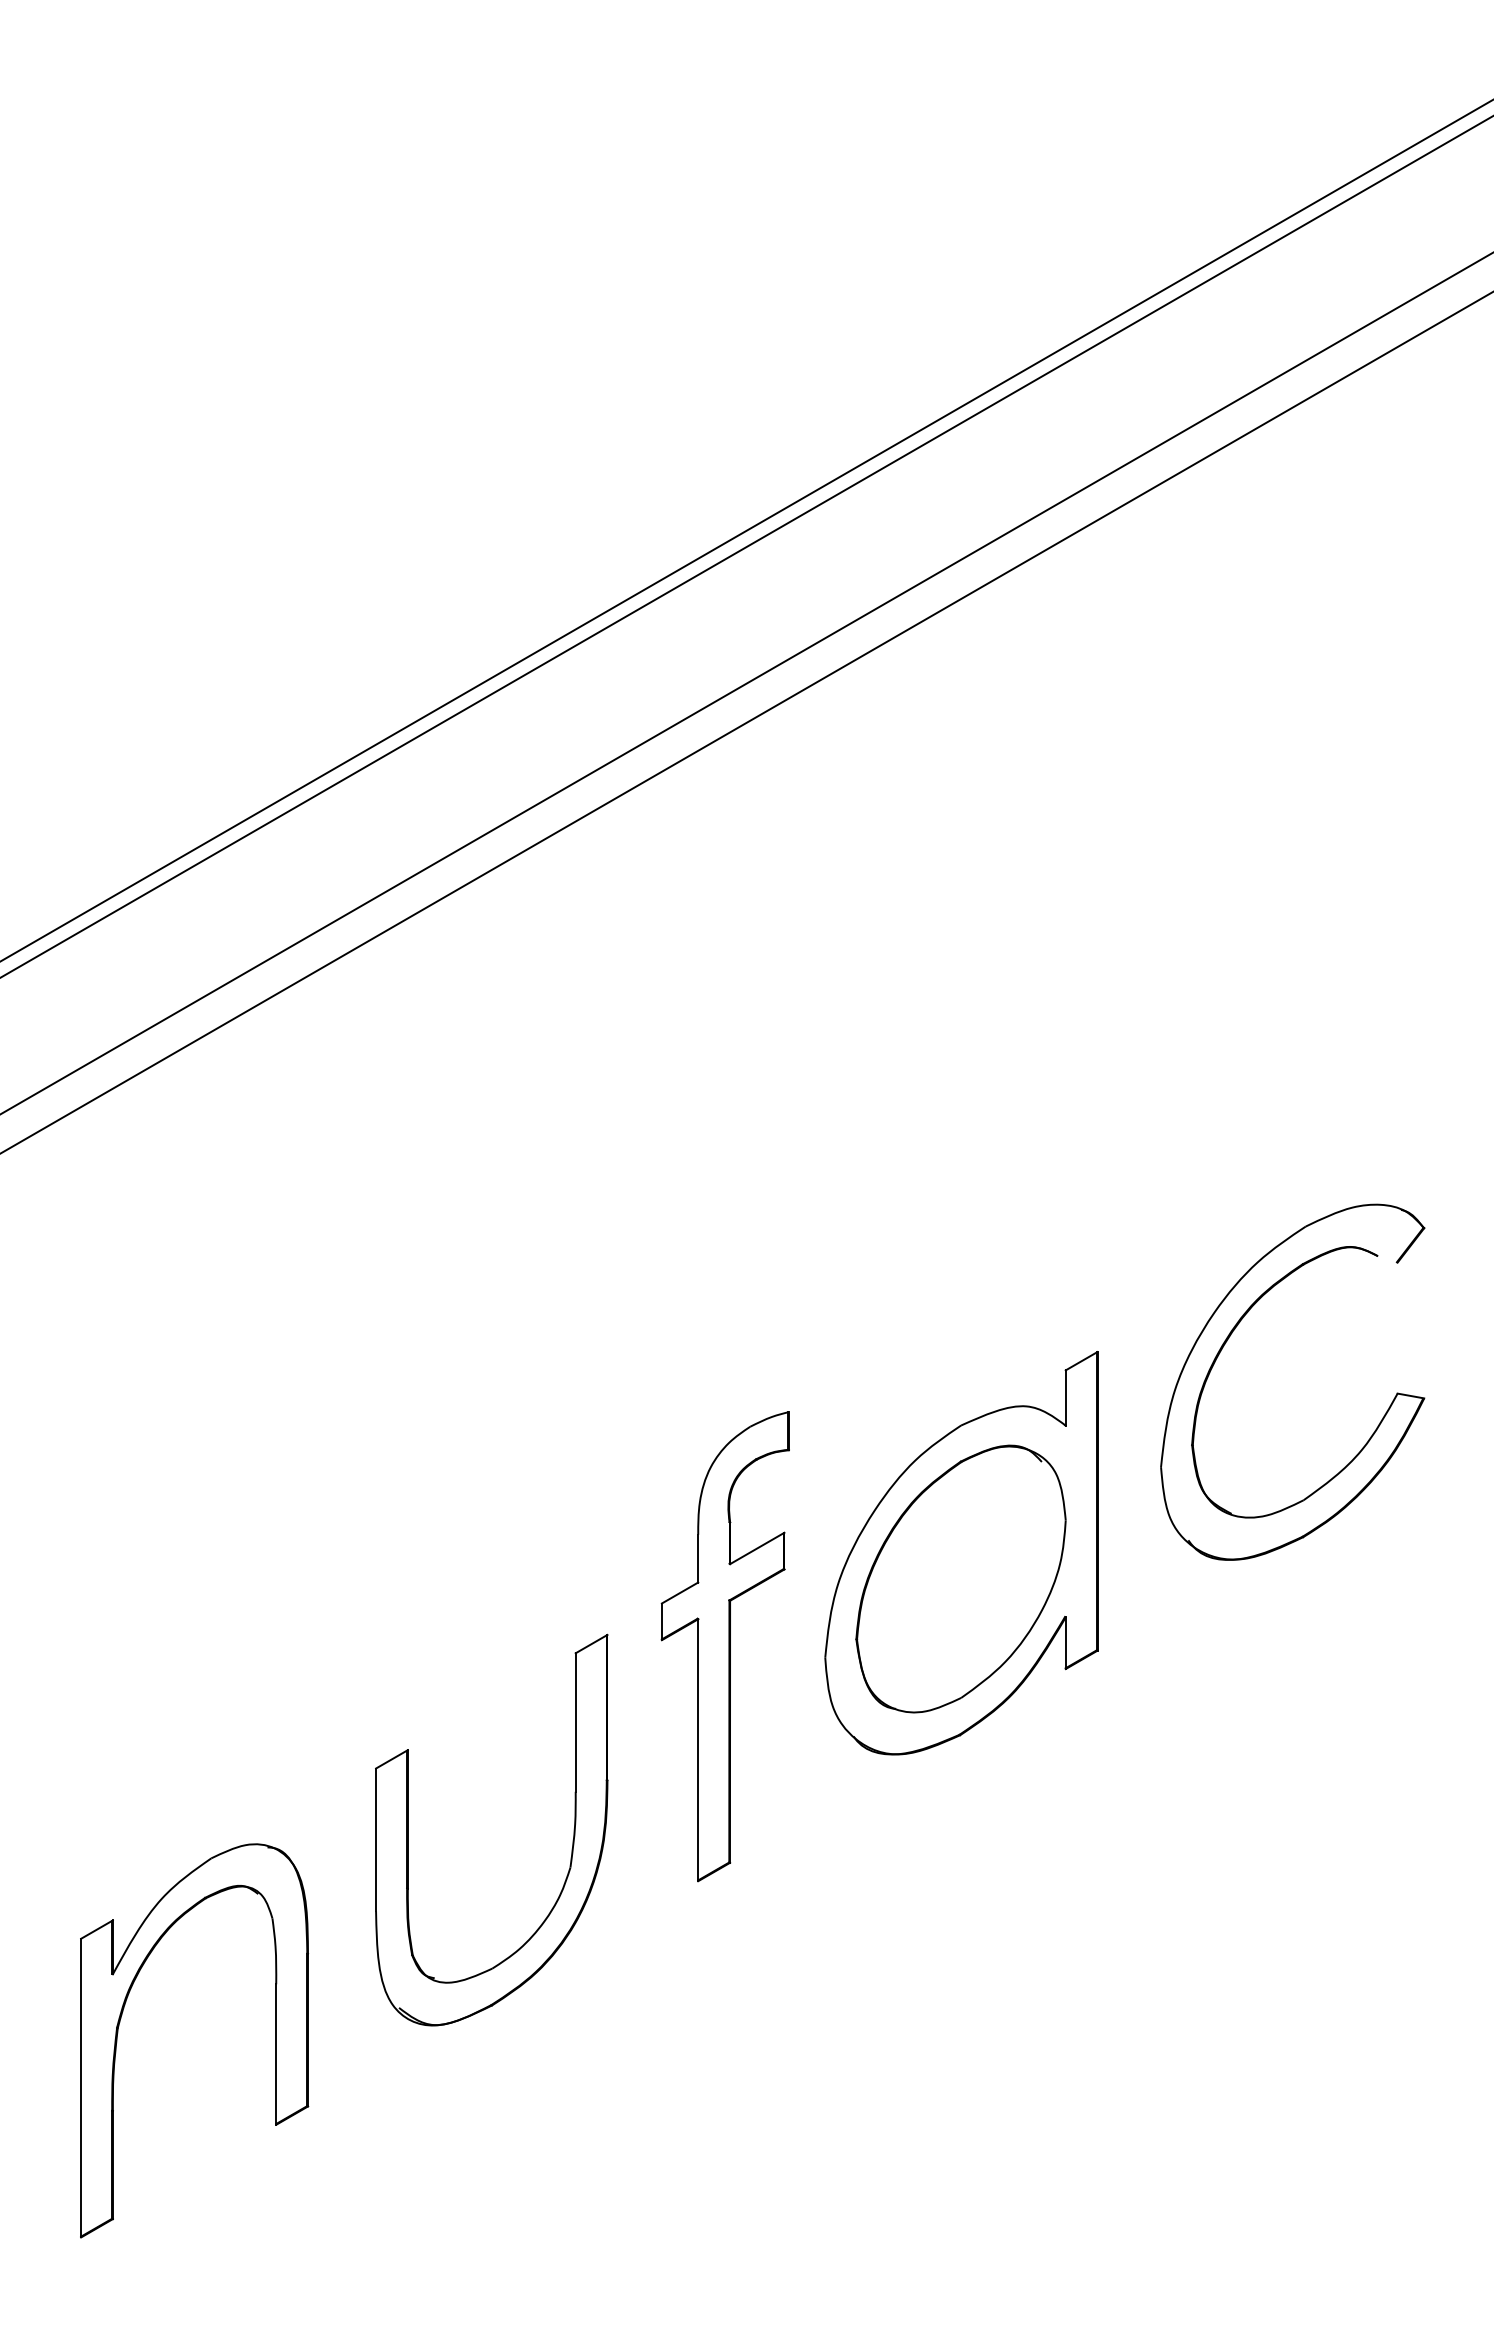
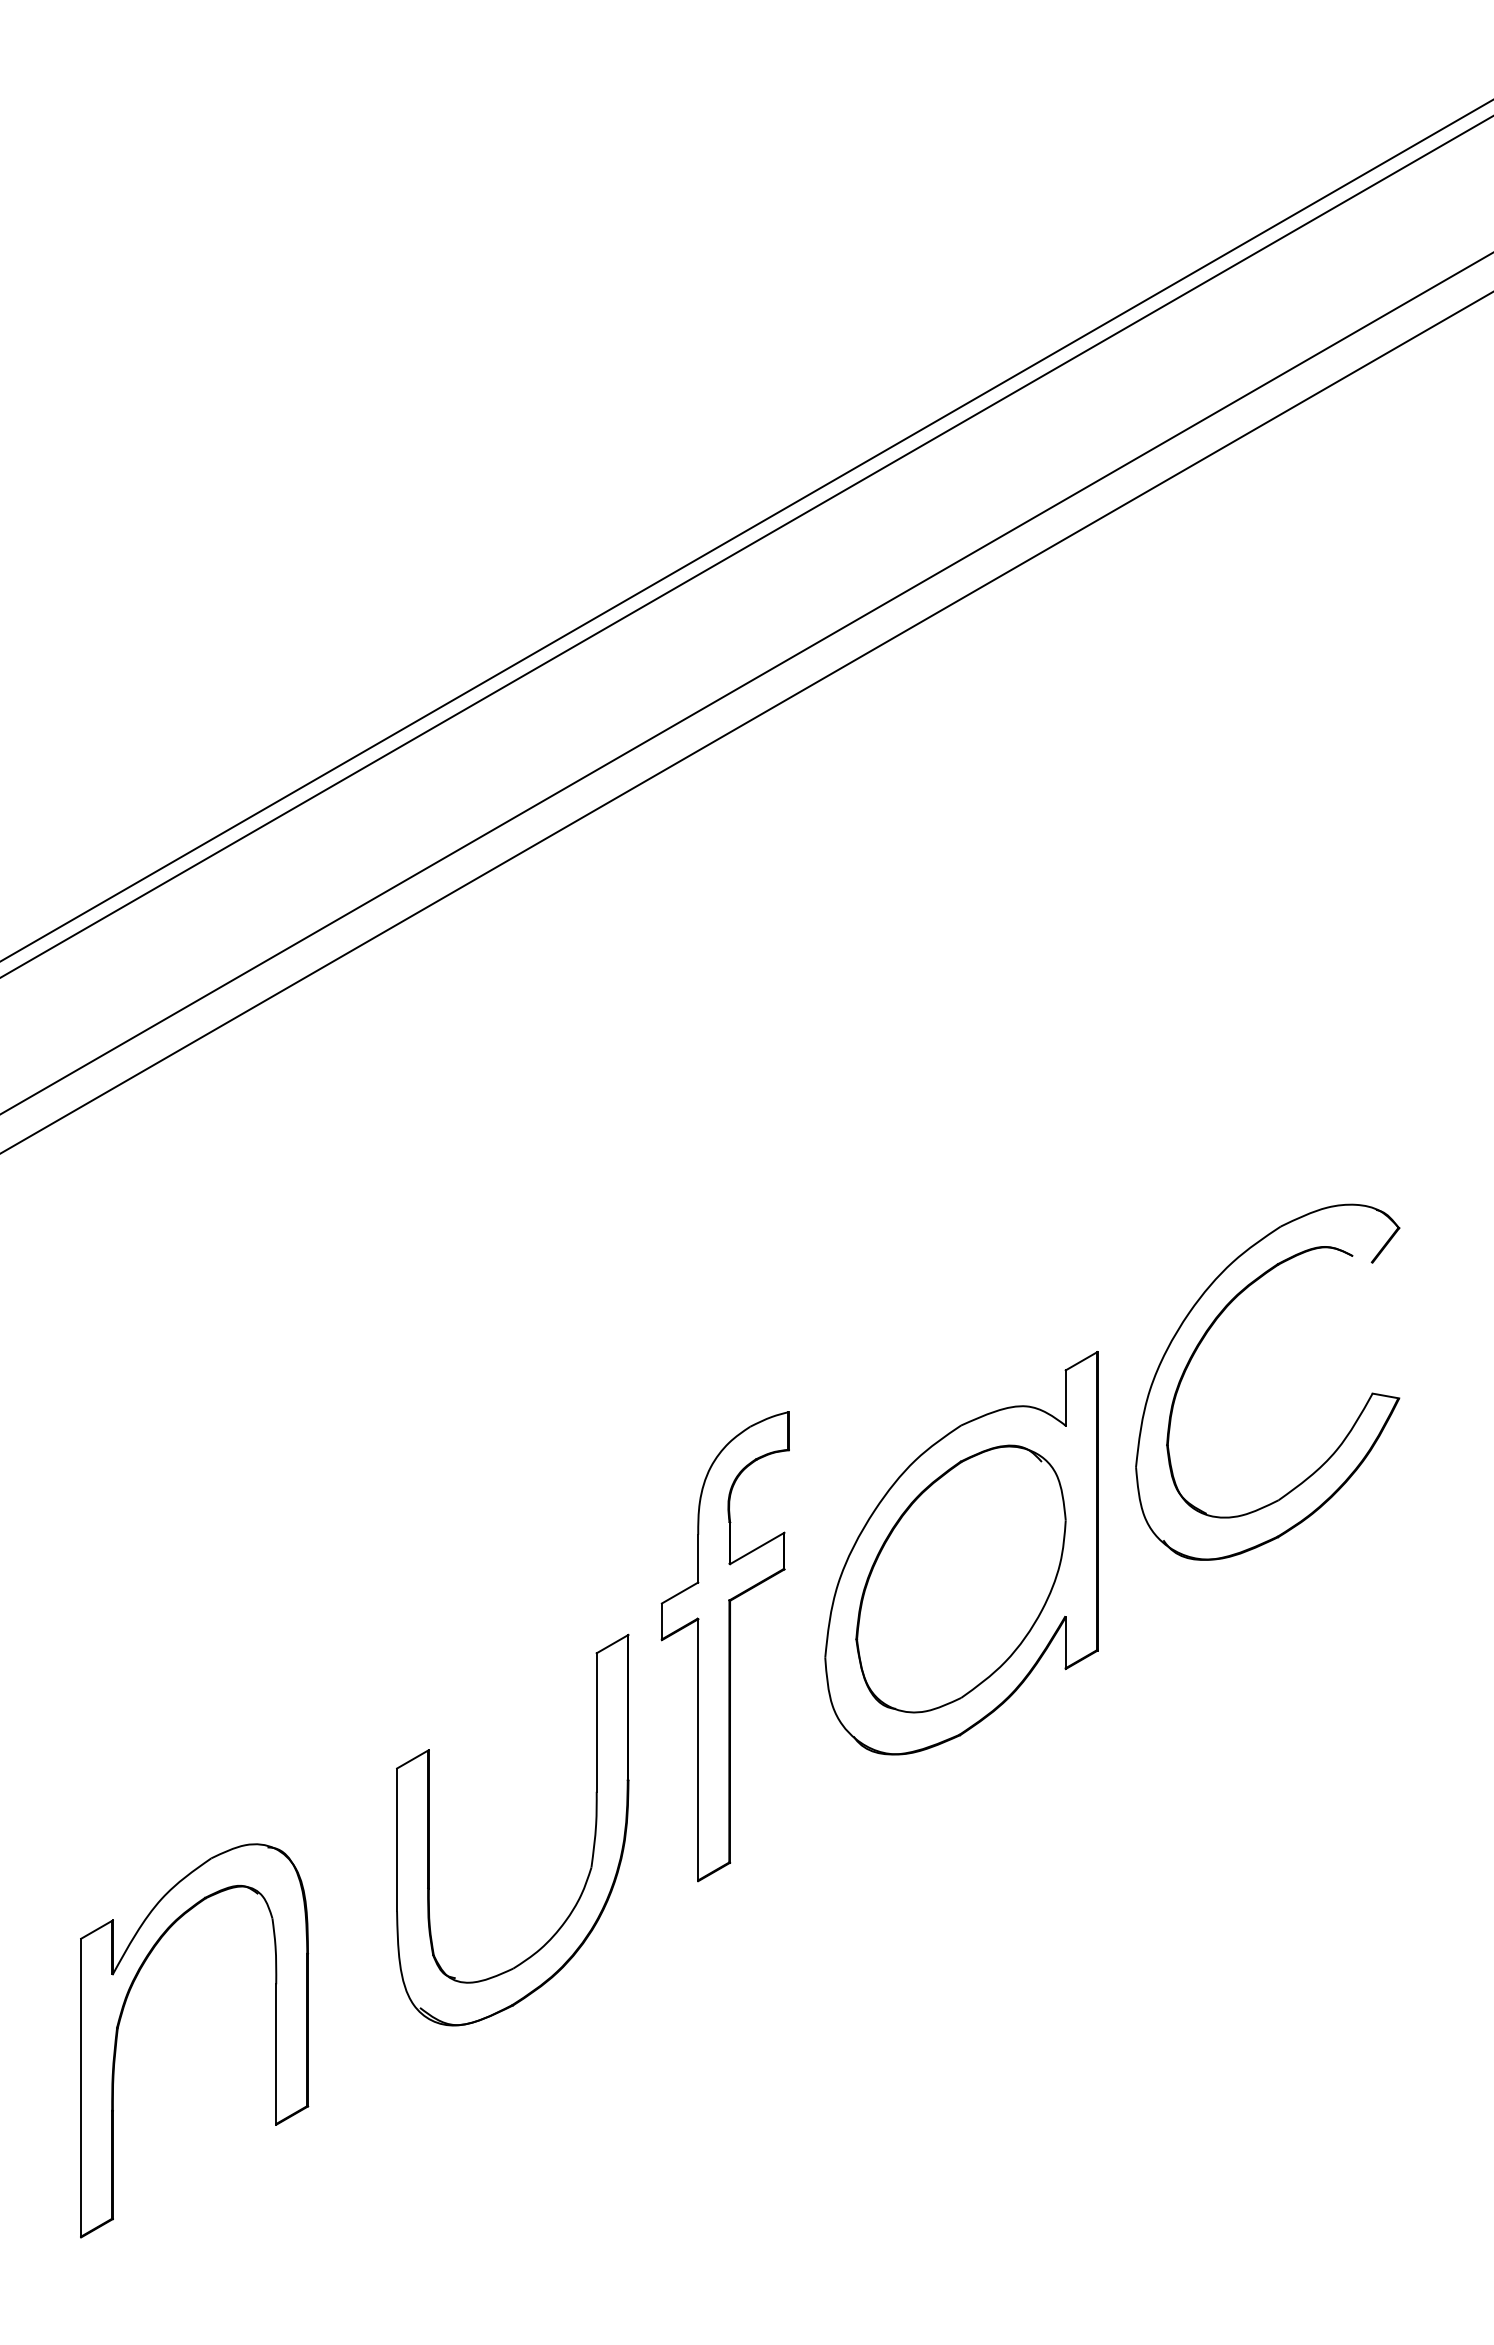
part position: (1229, 1338) -> (1204, 1338) (1204, 1338)
part position: (572, 1840) -> (593, 1840) (593, 1840)
